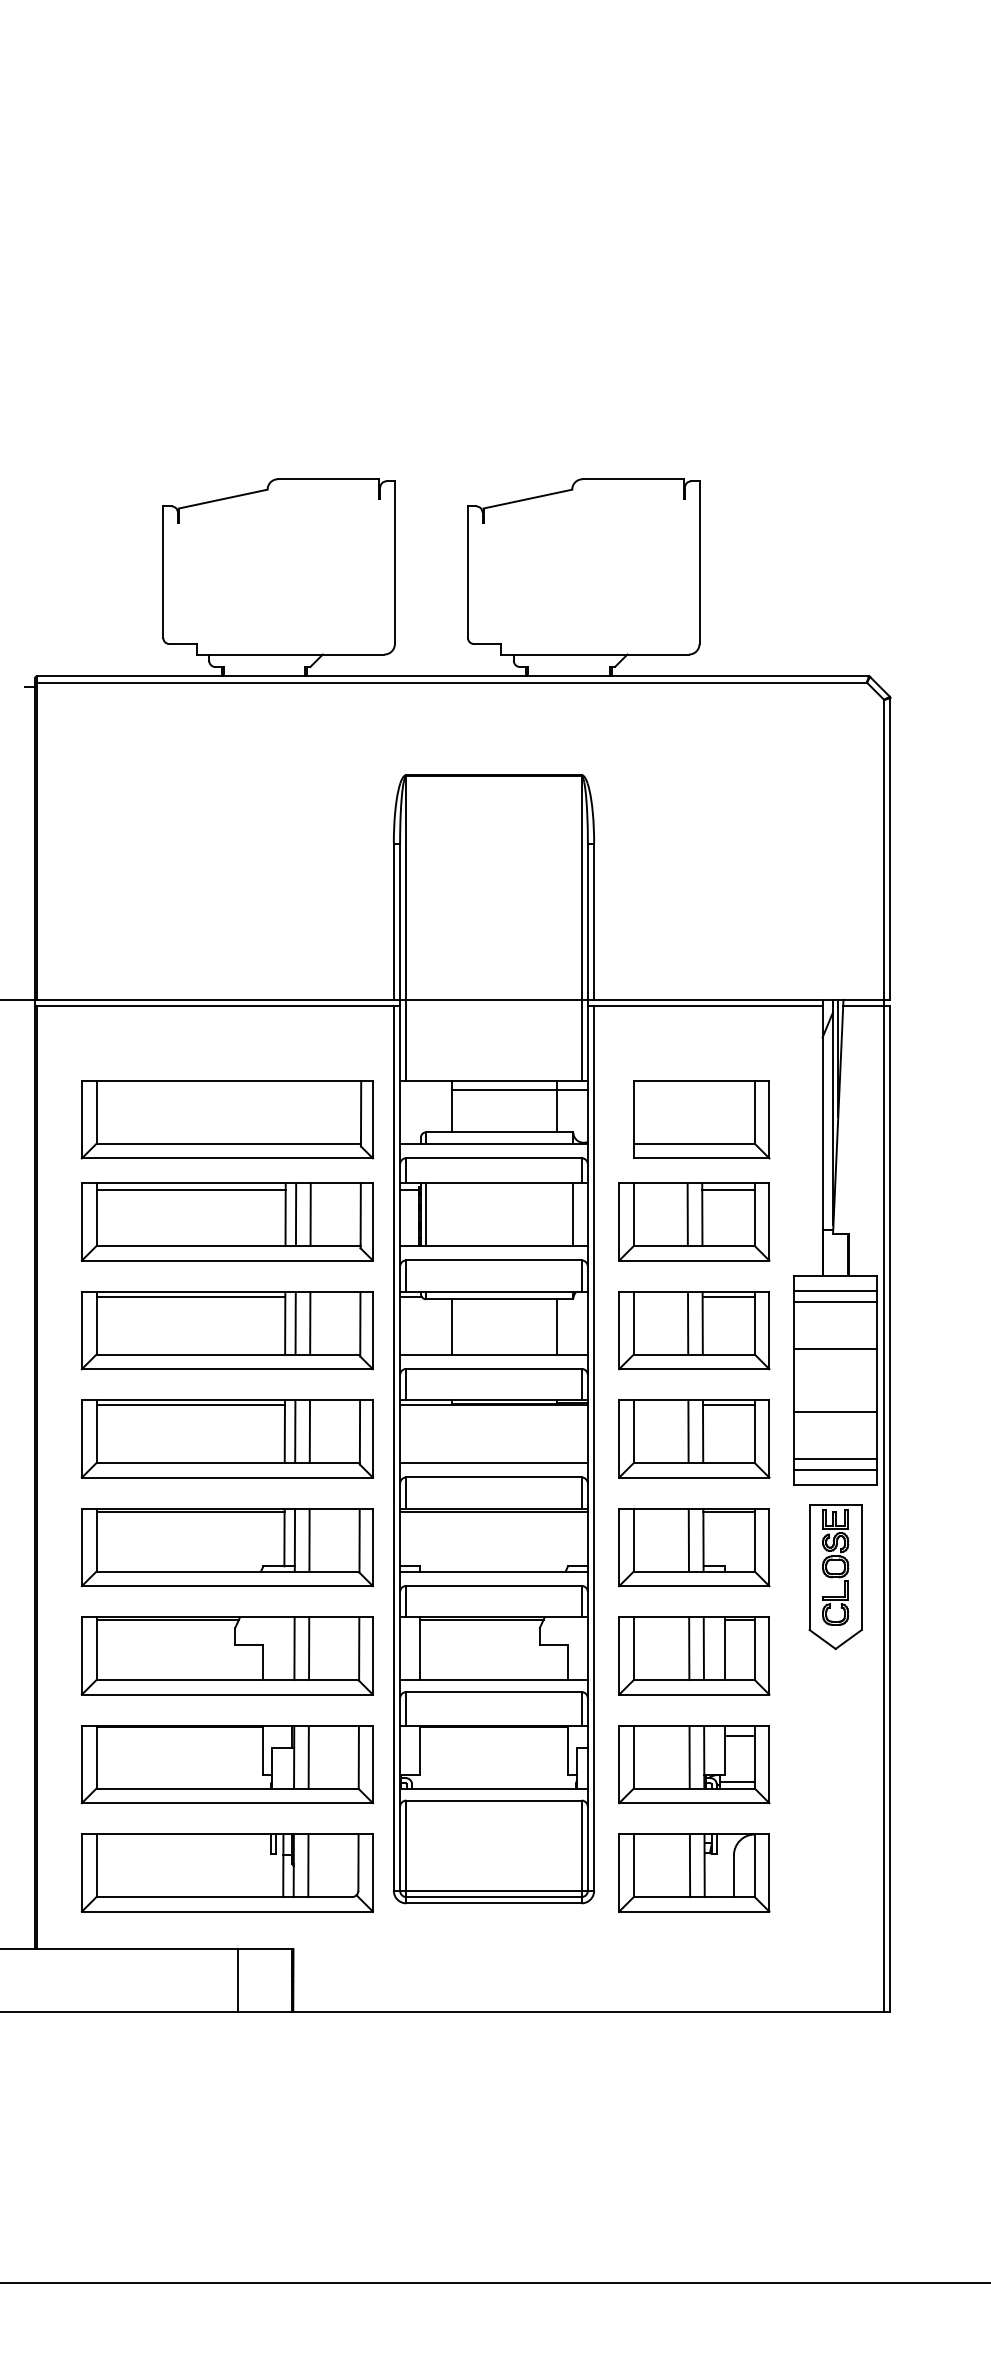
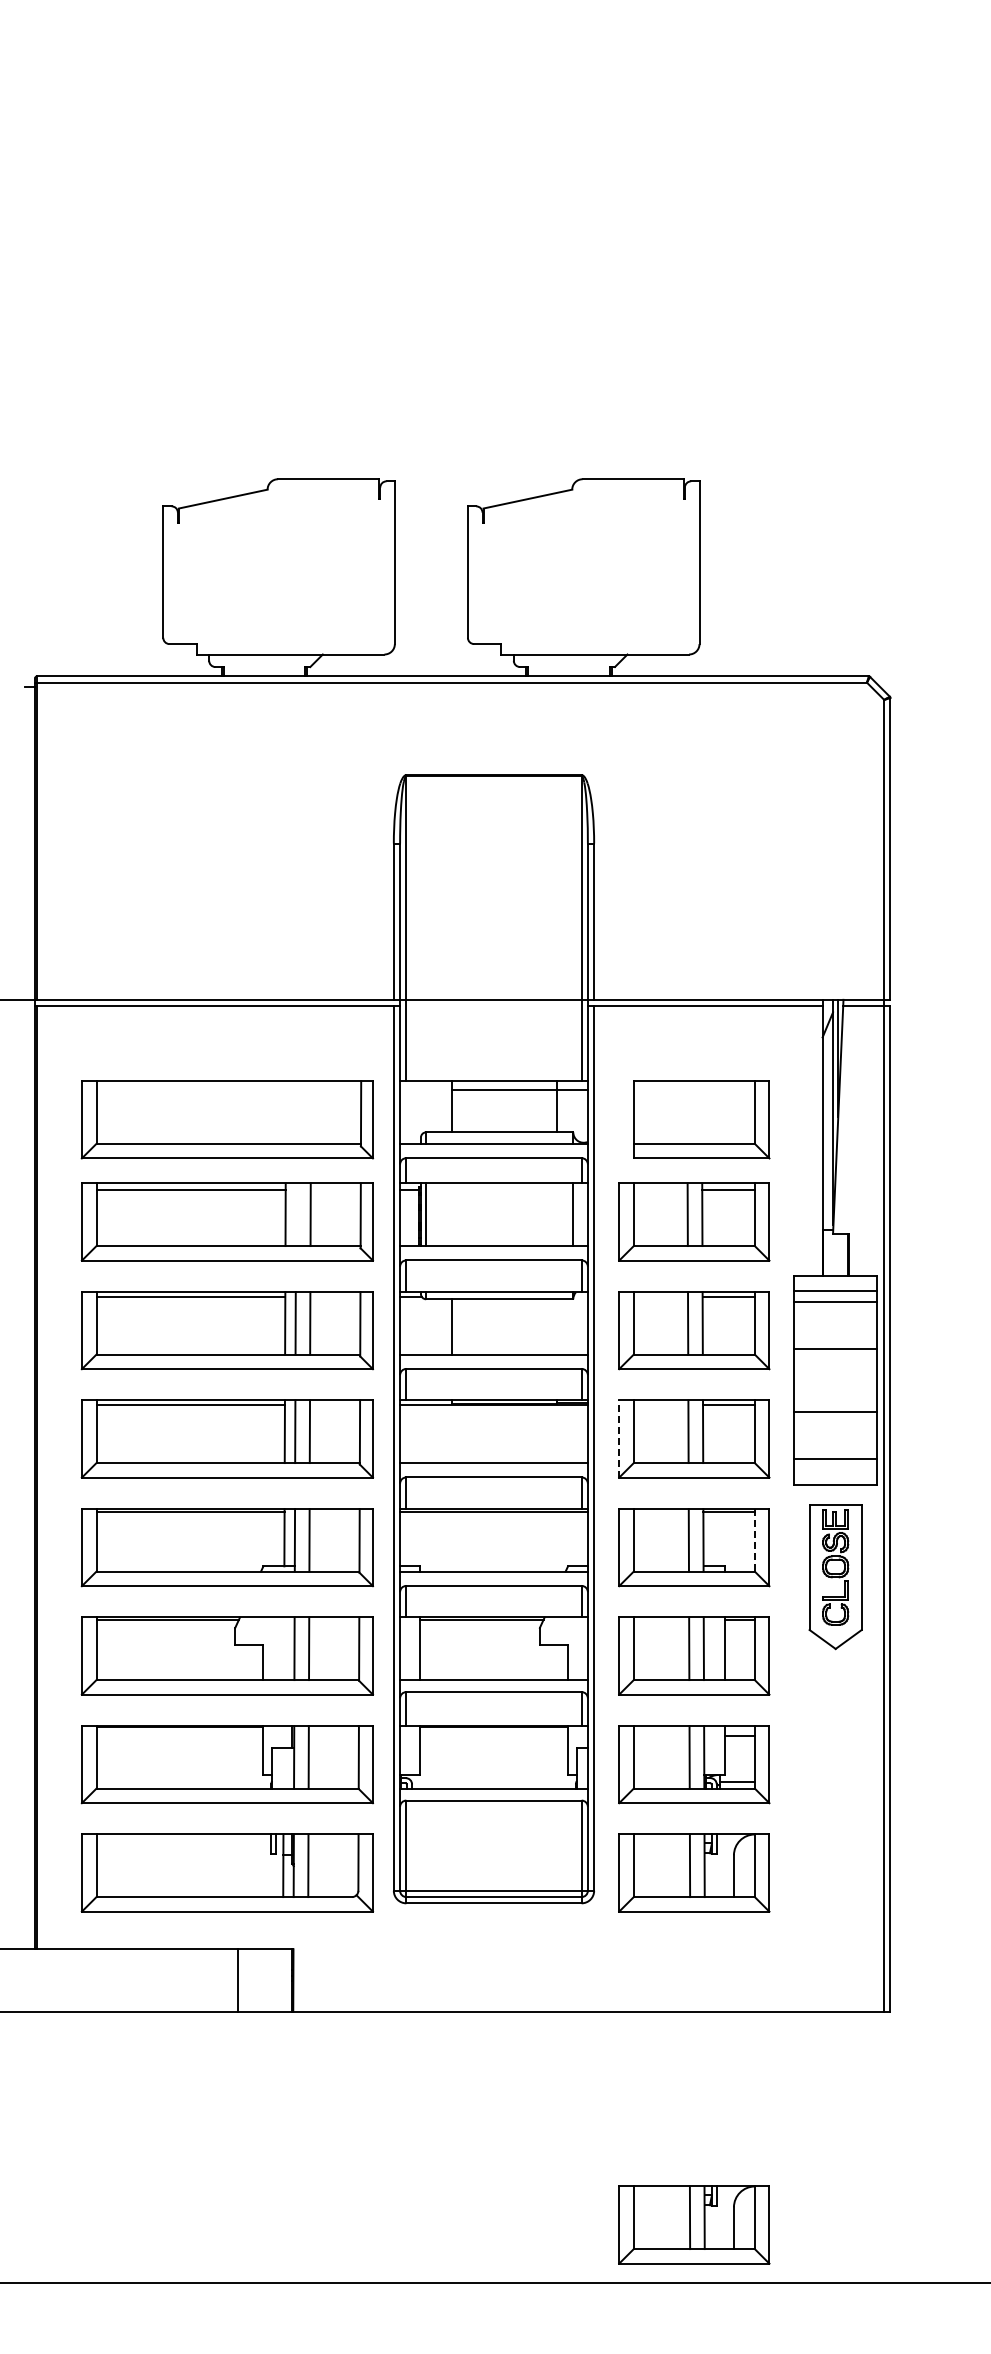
line: present -> none (295, 1214)
line: present -> none (556, 1326)
line: solid -> dashed (619, 1439)
line: present -> none (835, 1470)
line: solid -> dashed (754, 1540)
part: none -> present (694, 2224)
